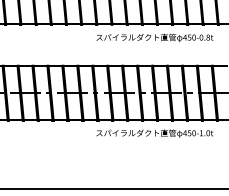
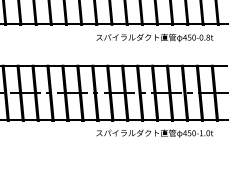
line: present -> none (113, 188)
